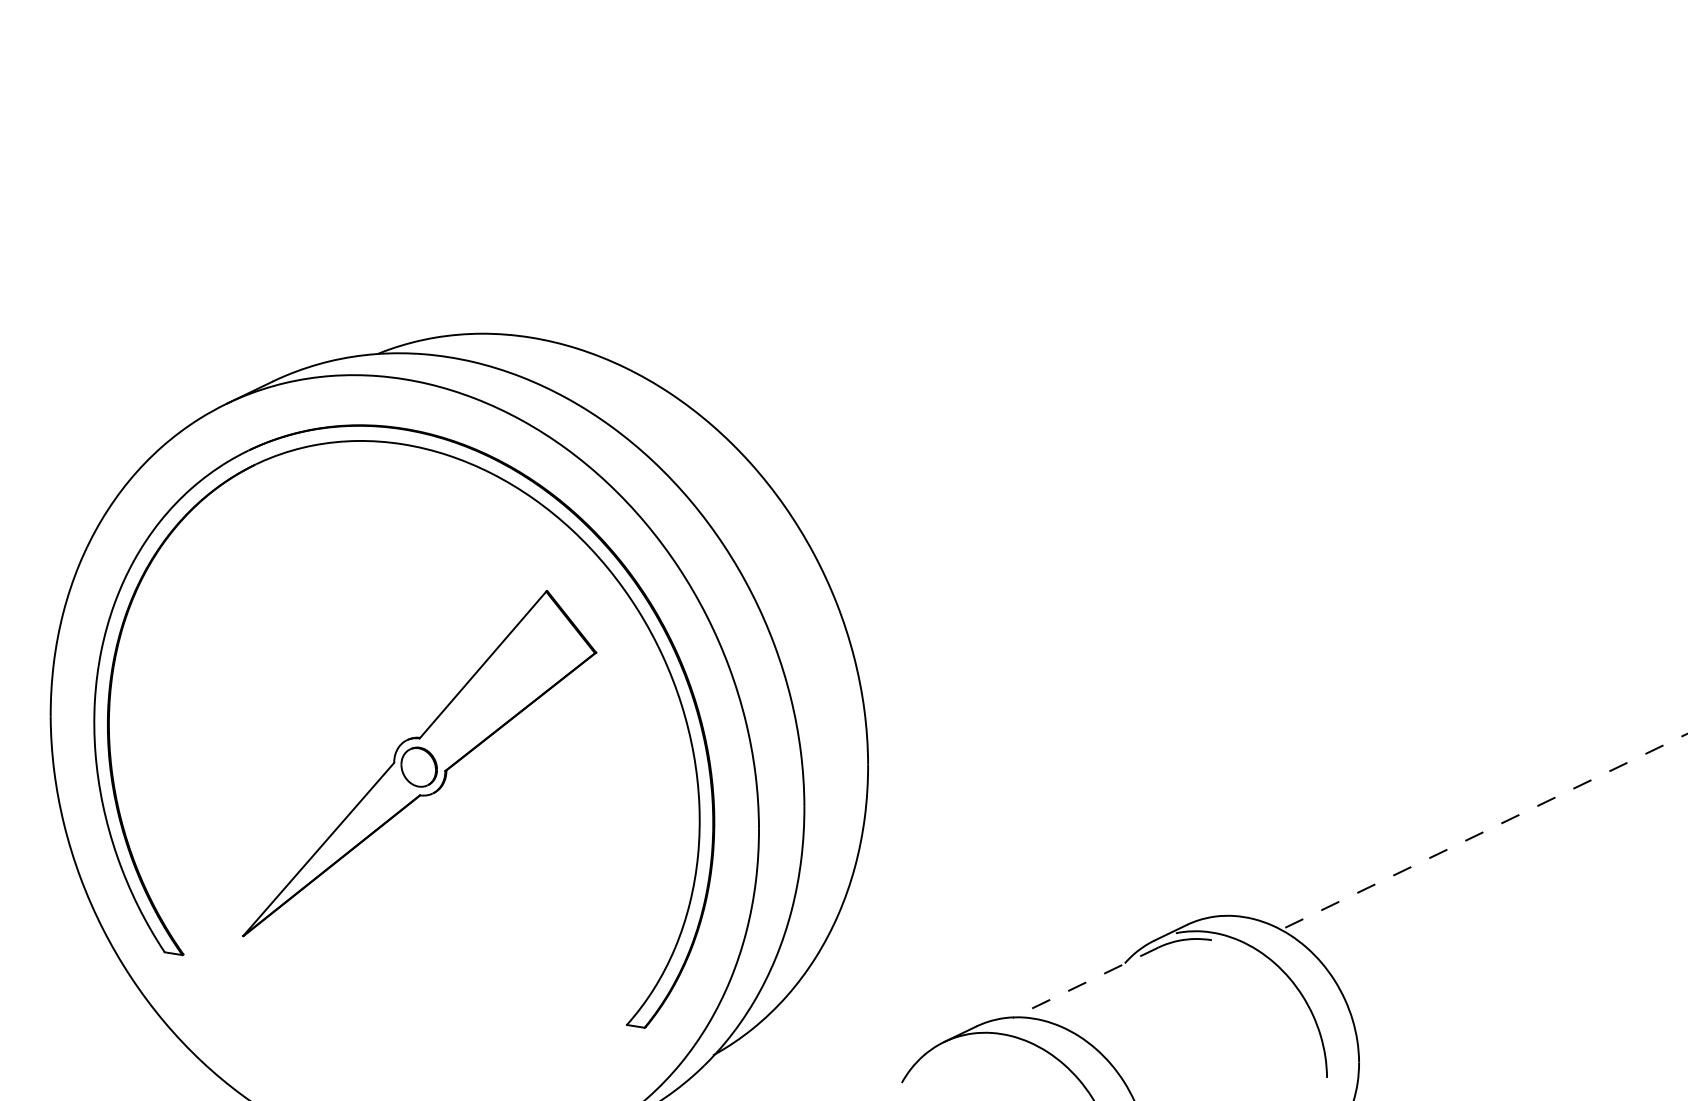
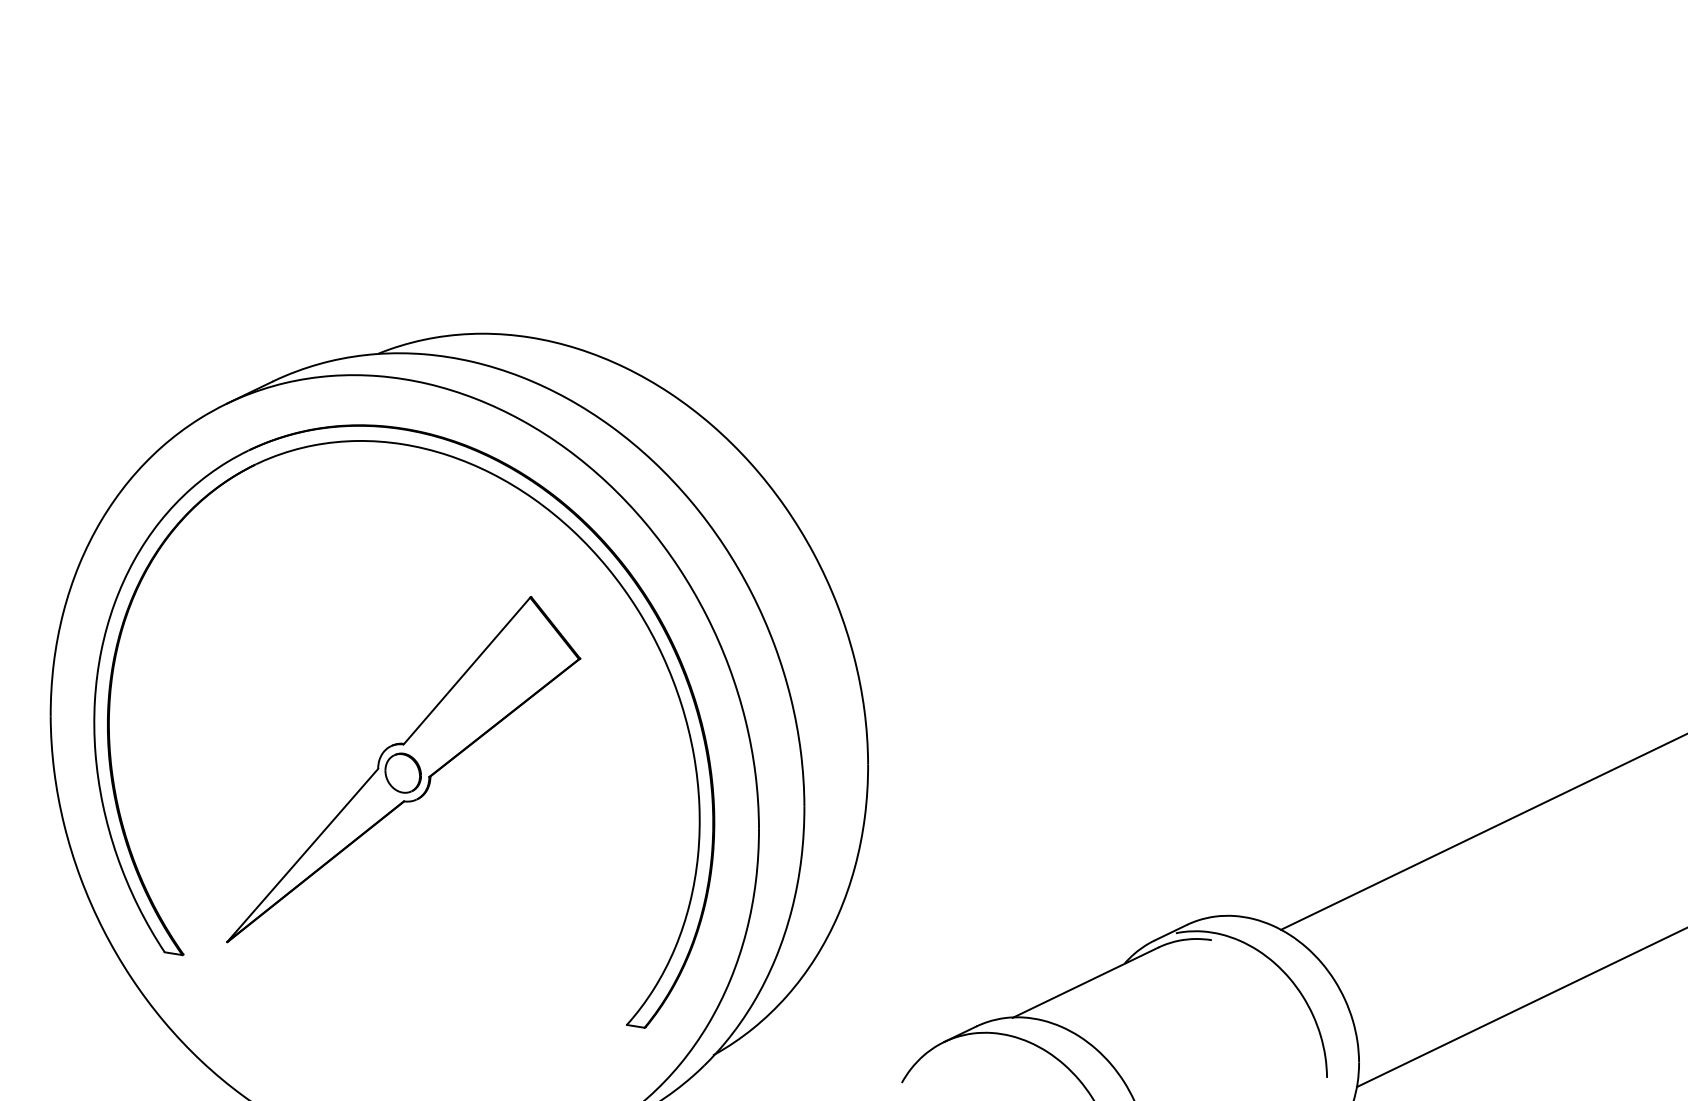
part position: (419, 763) -> (403, 769) (403, 769)
line: dashed -> solid (1483, 832)
line: dashed -> solid (1085, 982)
line: none -> present (1520, 1007)
